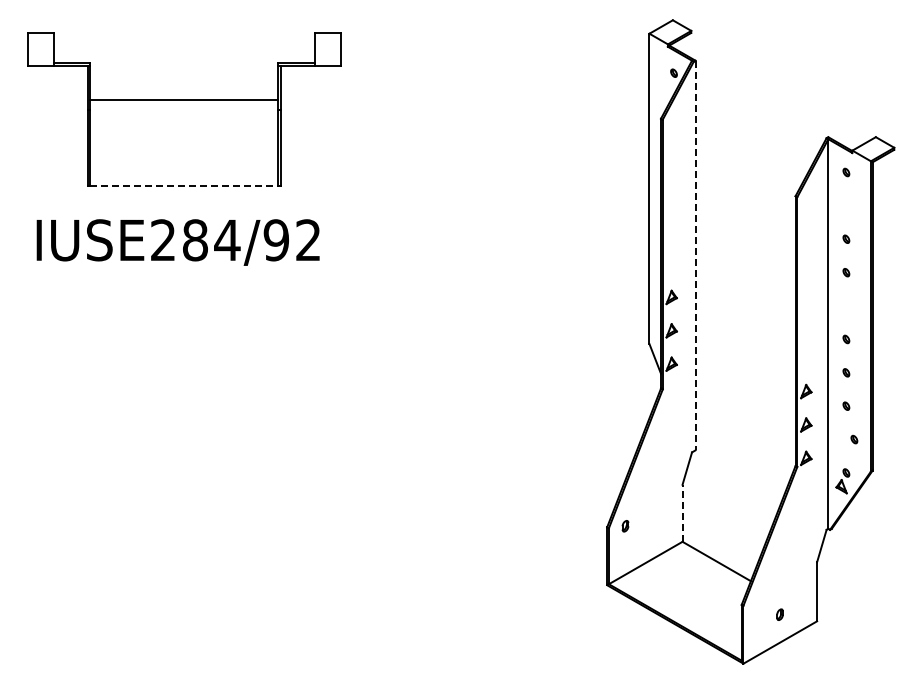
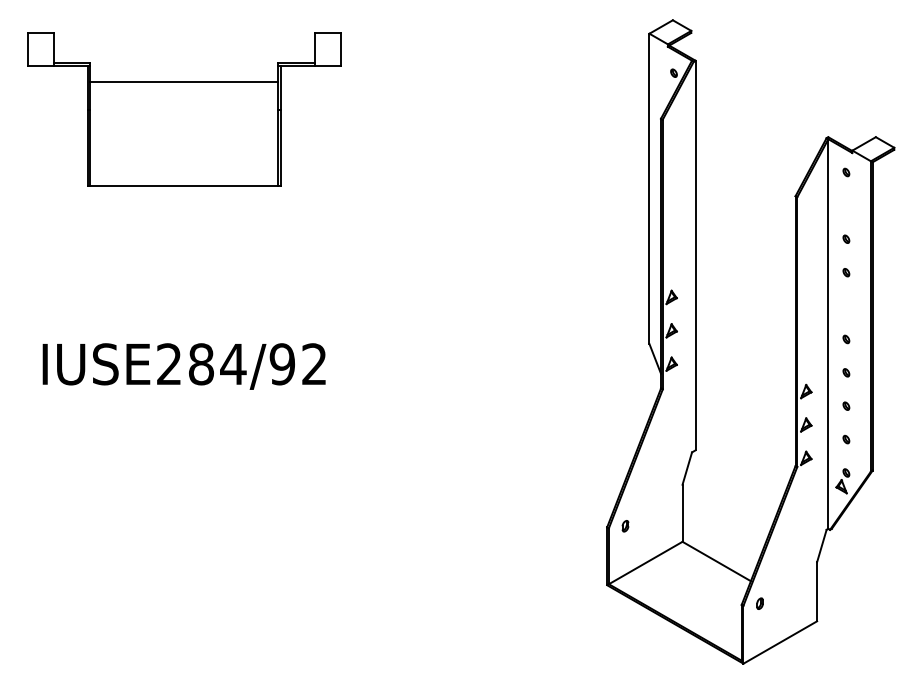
line position: (184, 99) -> (184, 81) (184, 81)
line: dashed -> solid (184, 185)
text position: (177, 242) -> (183, 366) (183, 366)
line: dashed -> solid (695, 255)
part position: (854, 439) -> (846, 439) (846, 439)
line: dashed -> solid (682, 513)
part position: (779, 614) -> (759, 603) (759, 603)
